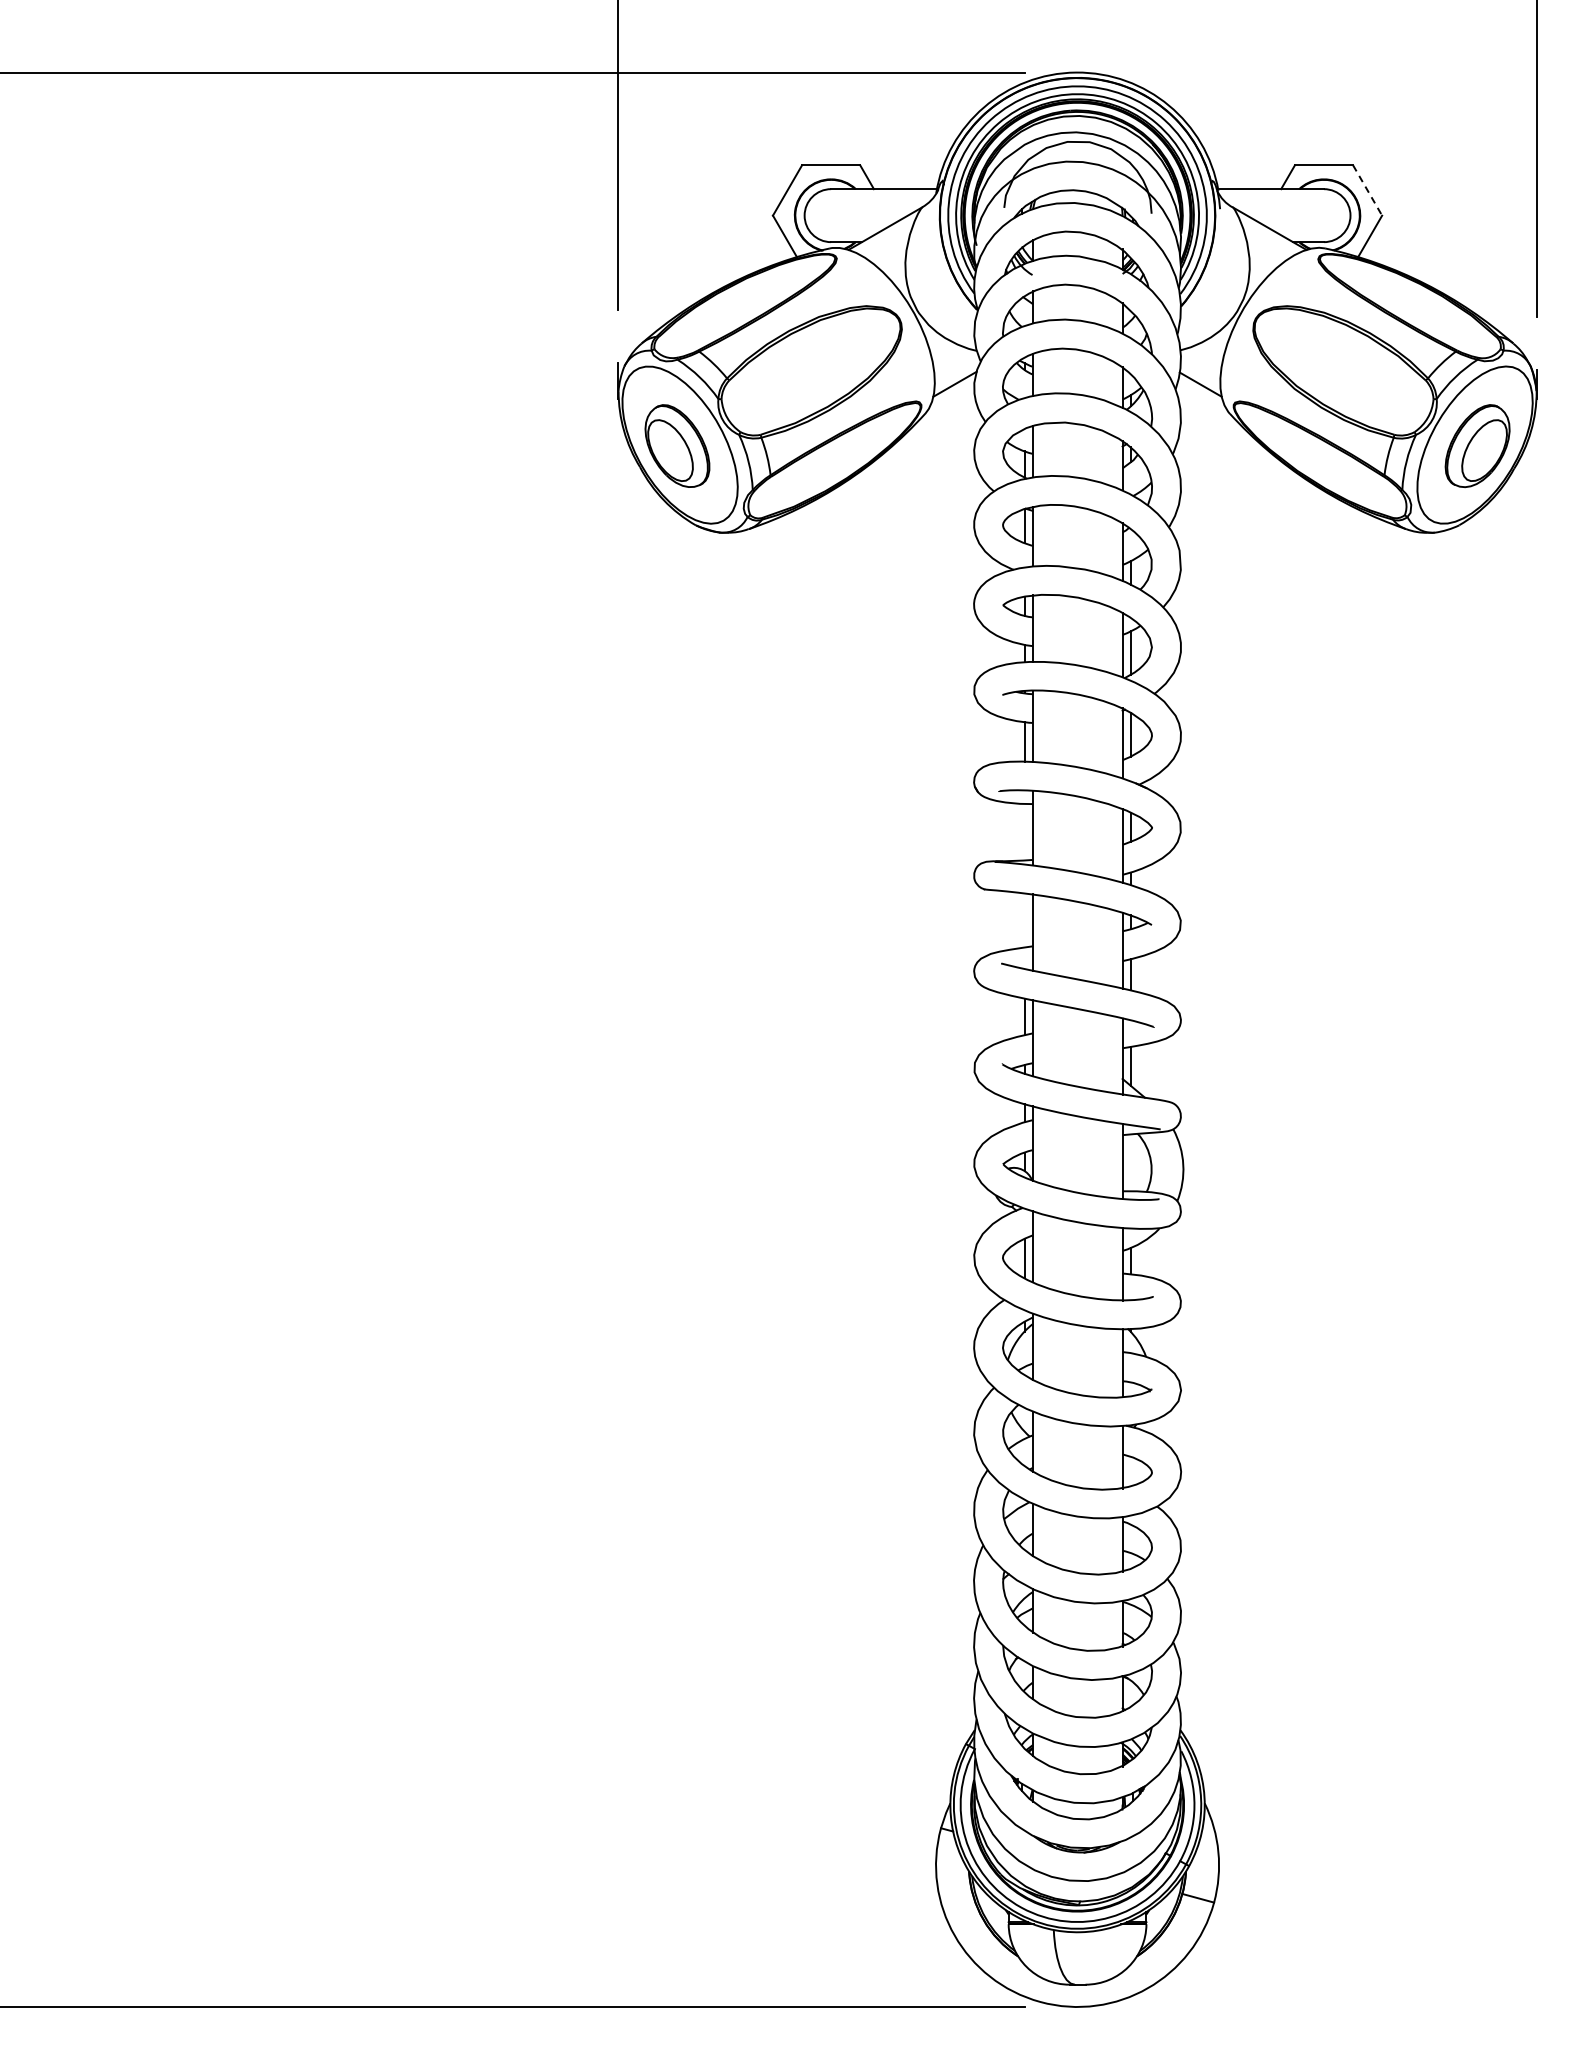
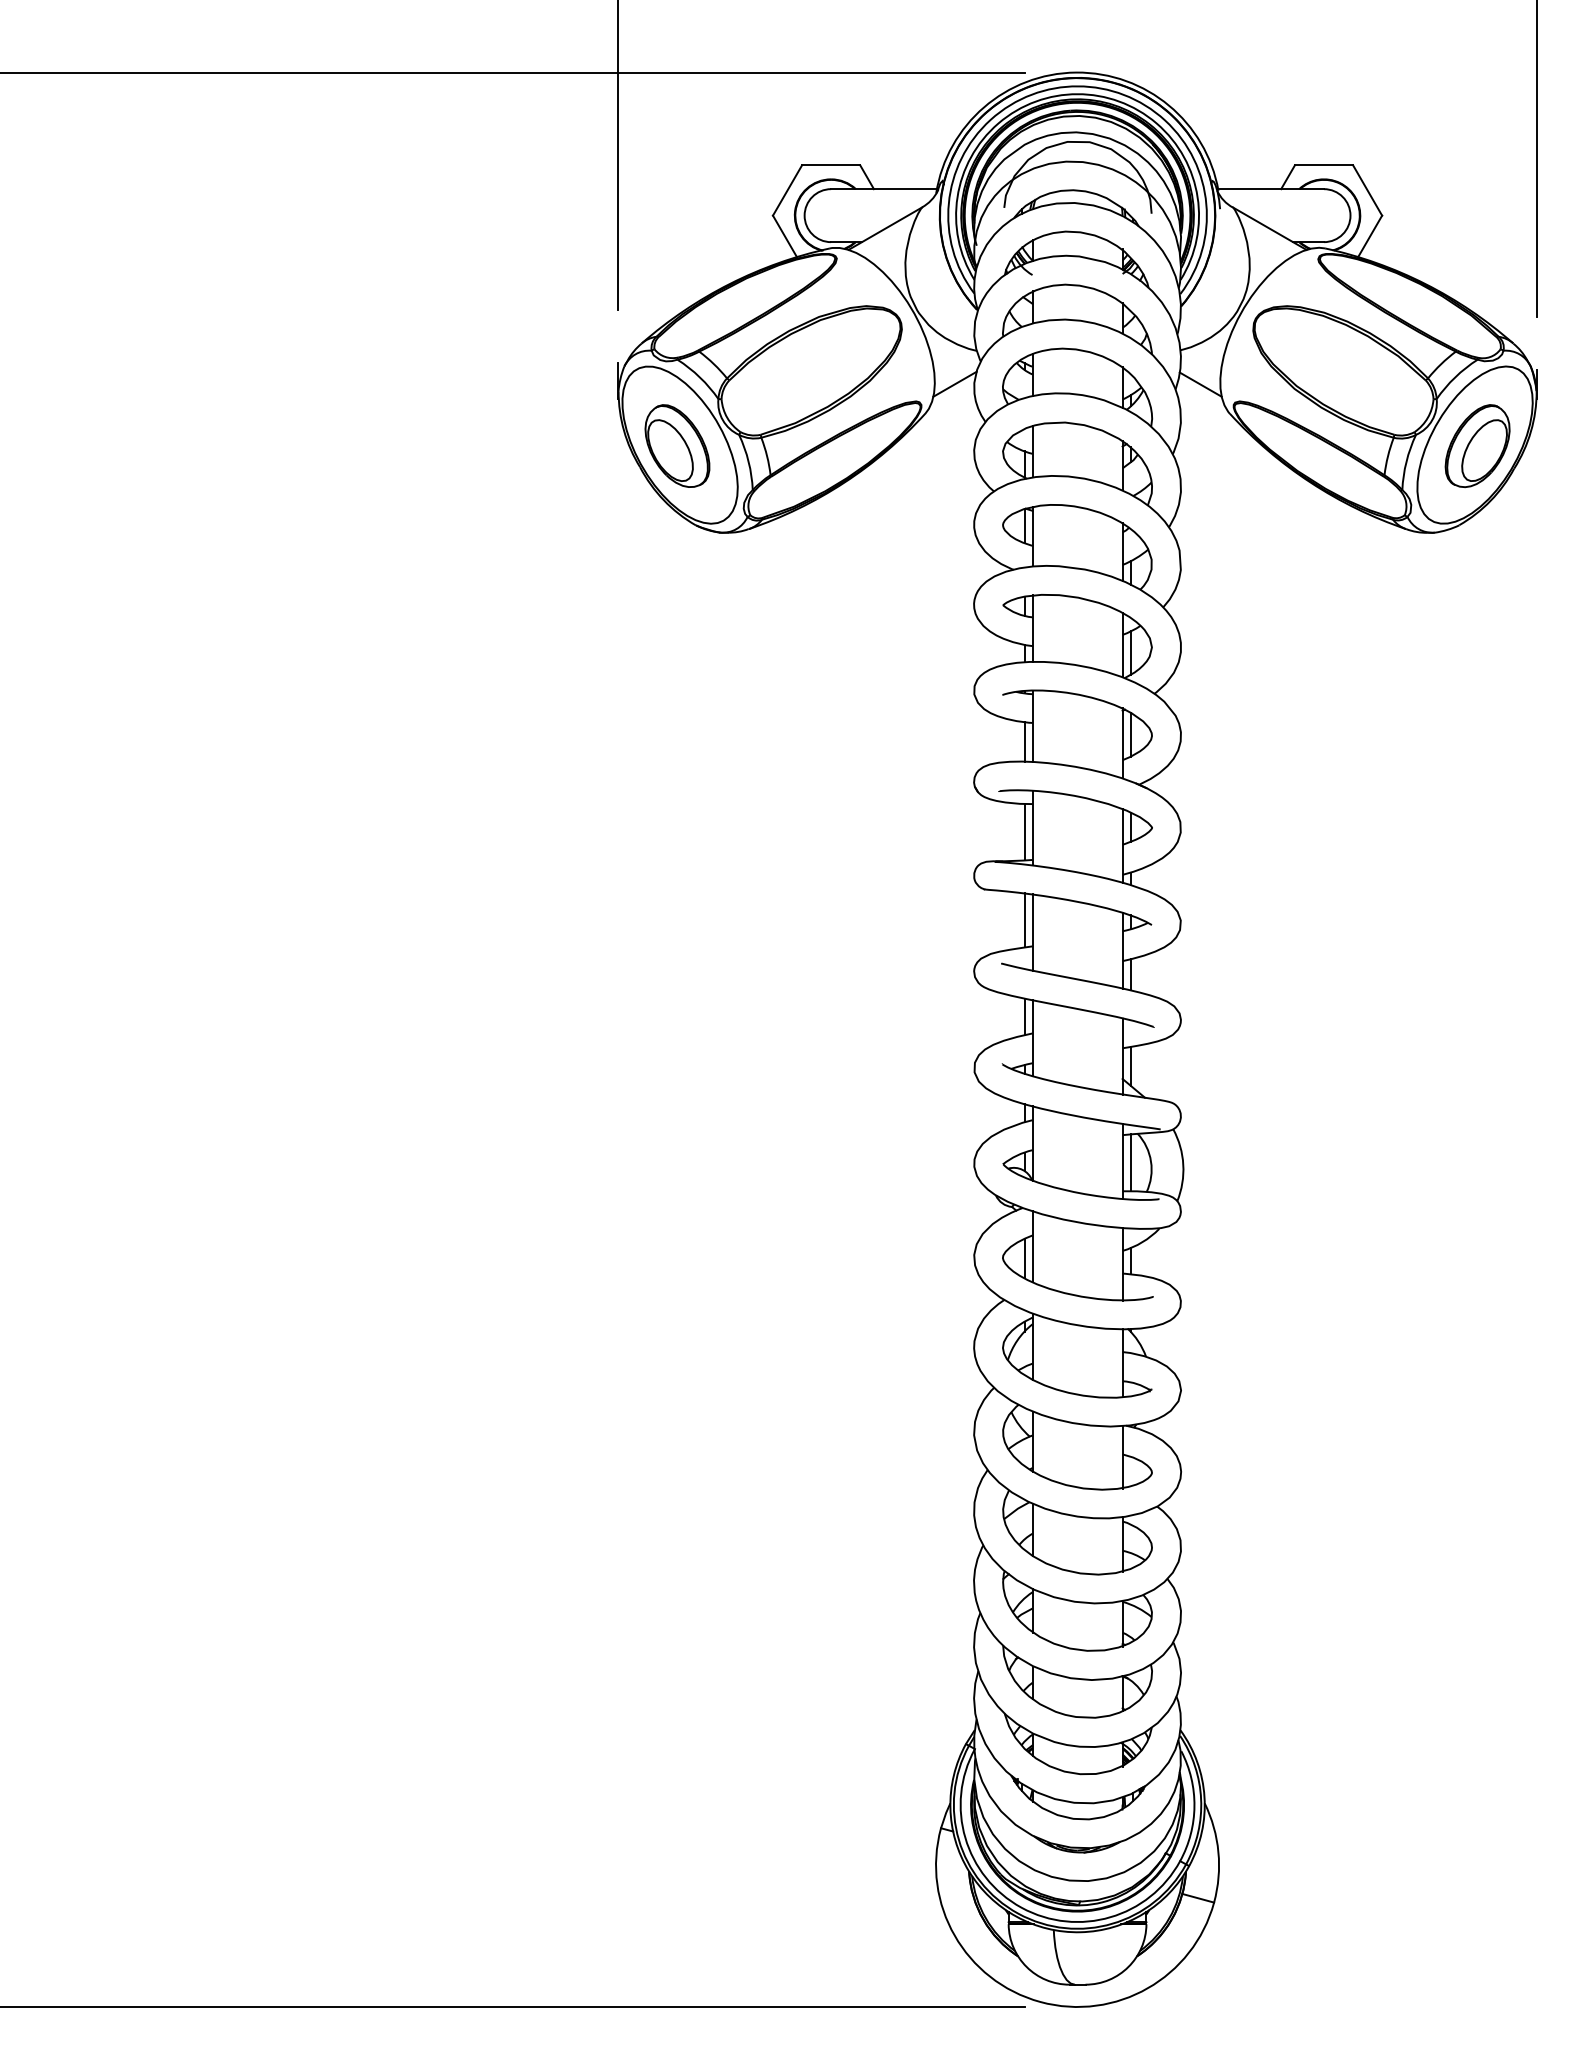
line: dashed -> solid (1367, 190)
line: none -> present (1024, 831)
line: none -> present (1024, 920)
line: none -> present (1130, 1162)
